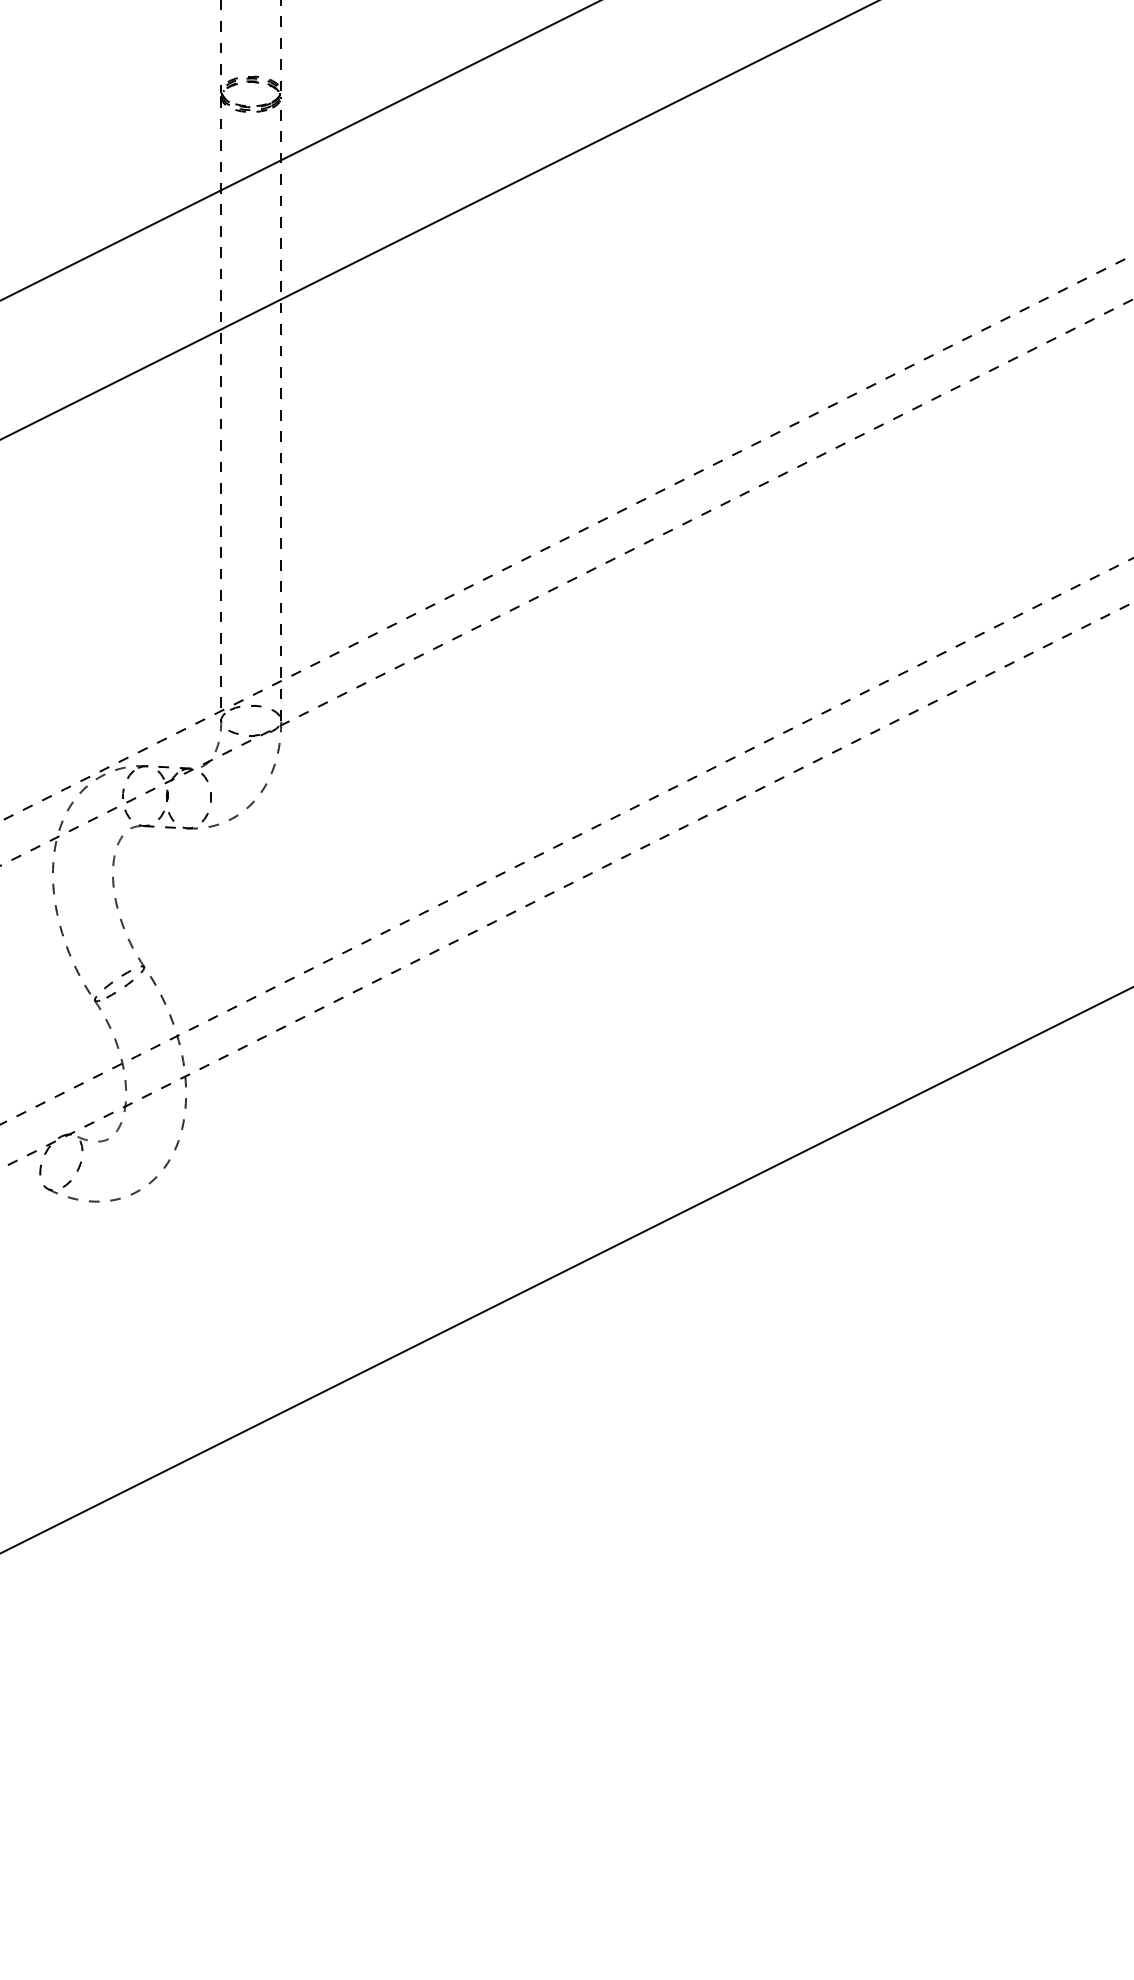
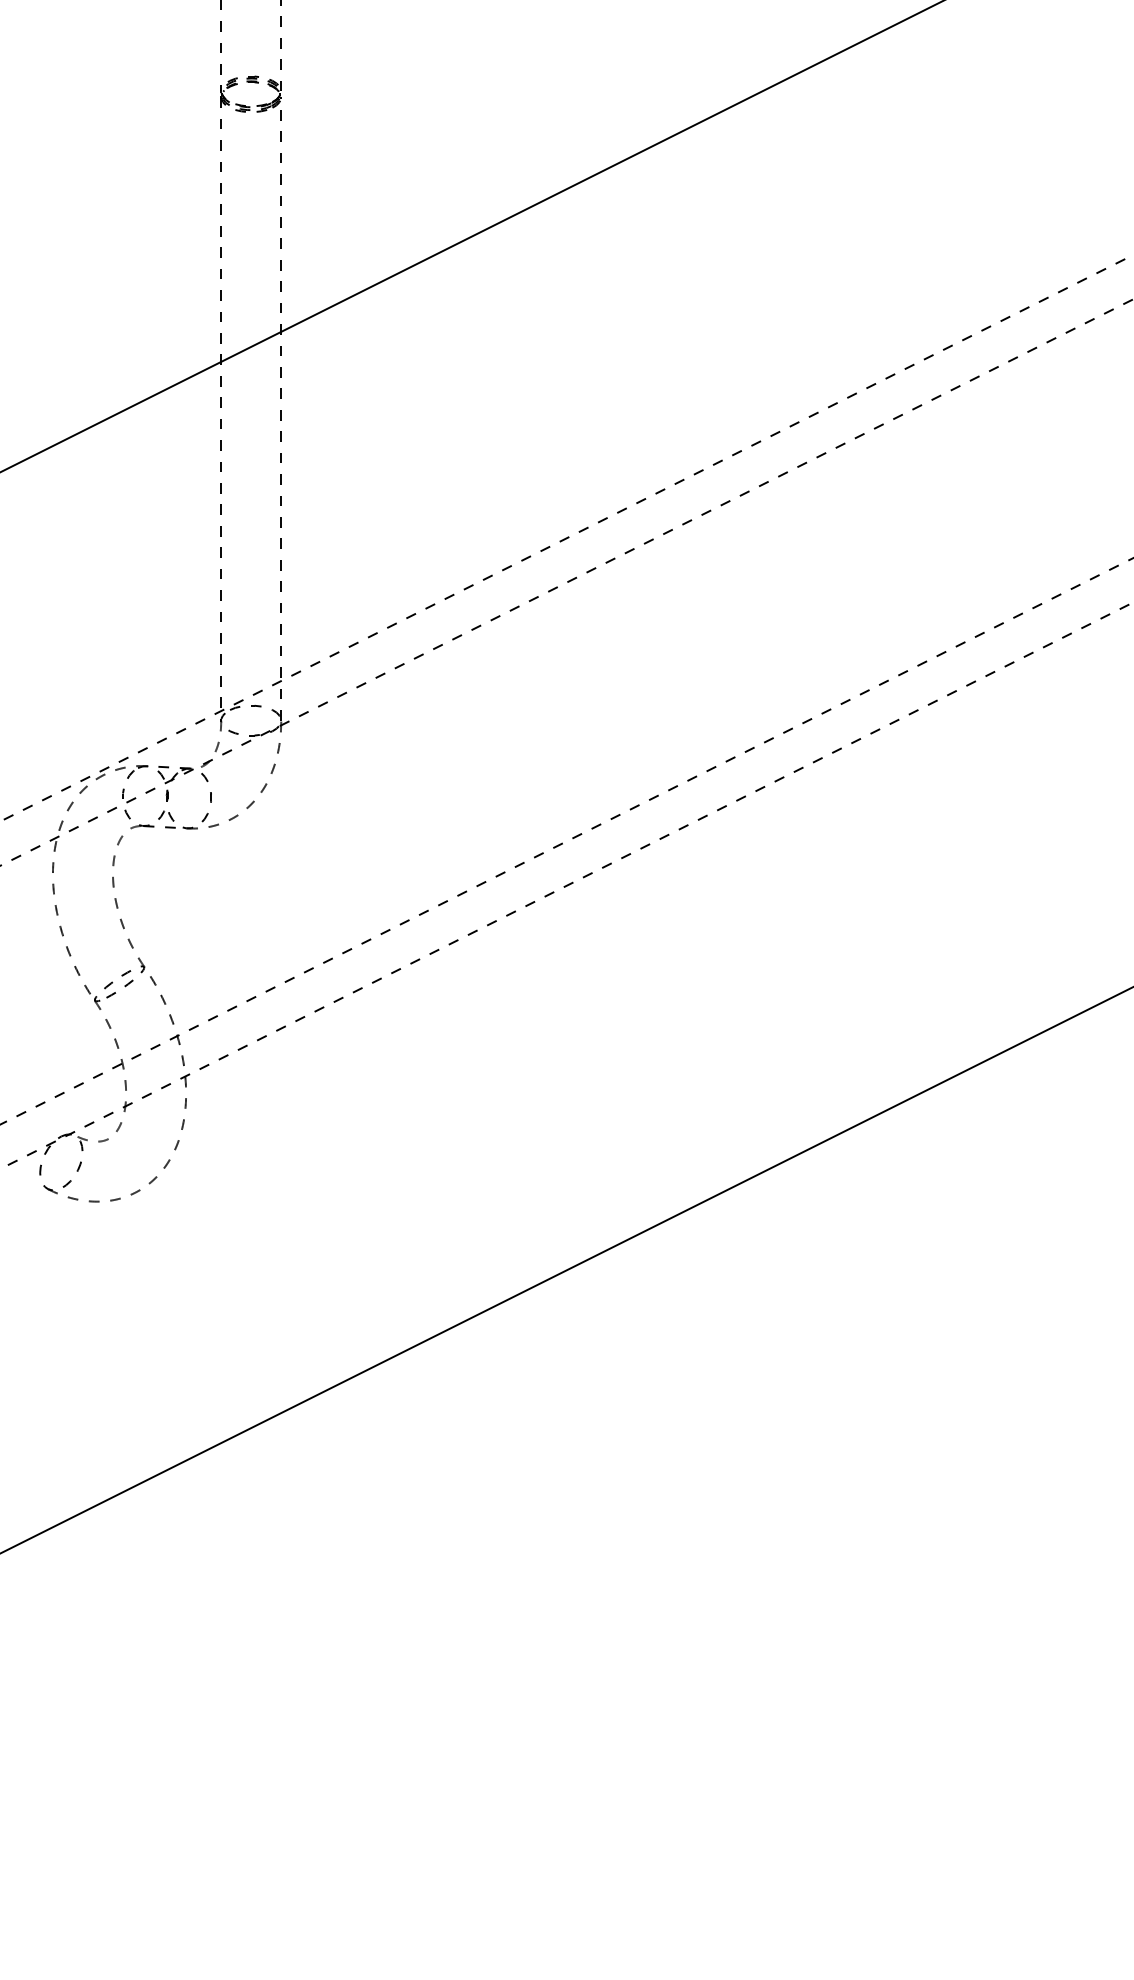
line: present -> none (299, 150)
line position: (438, 220) -> (471, 236) (471, 236)
